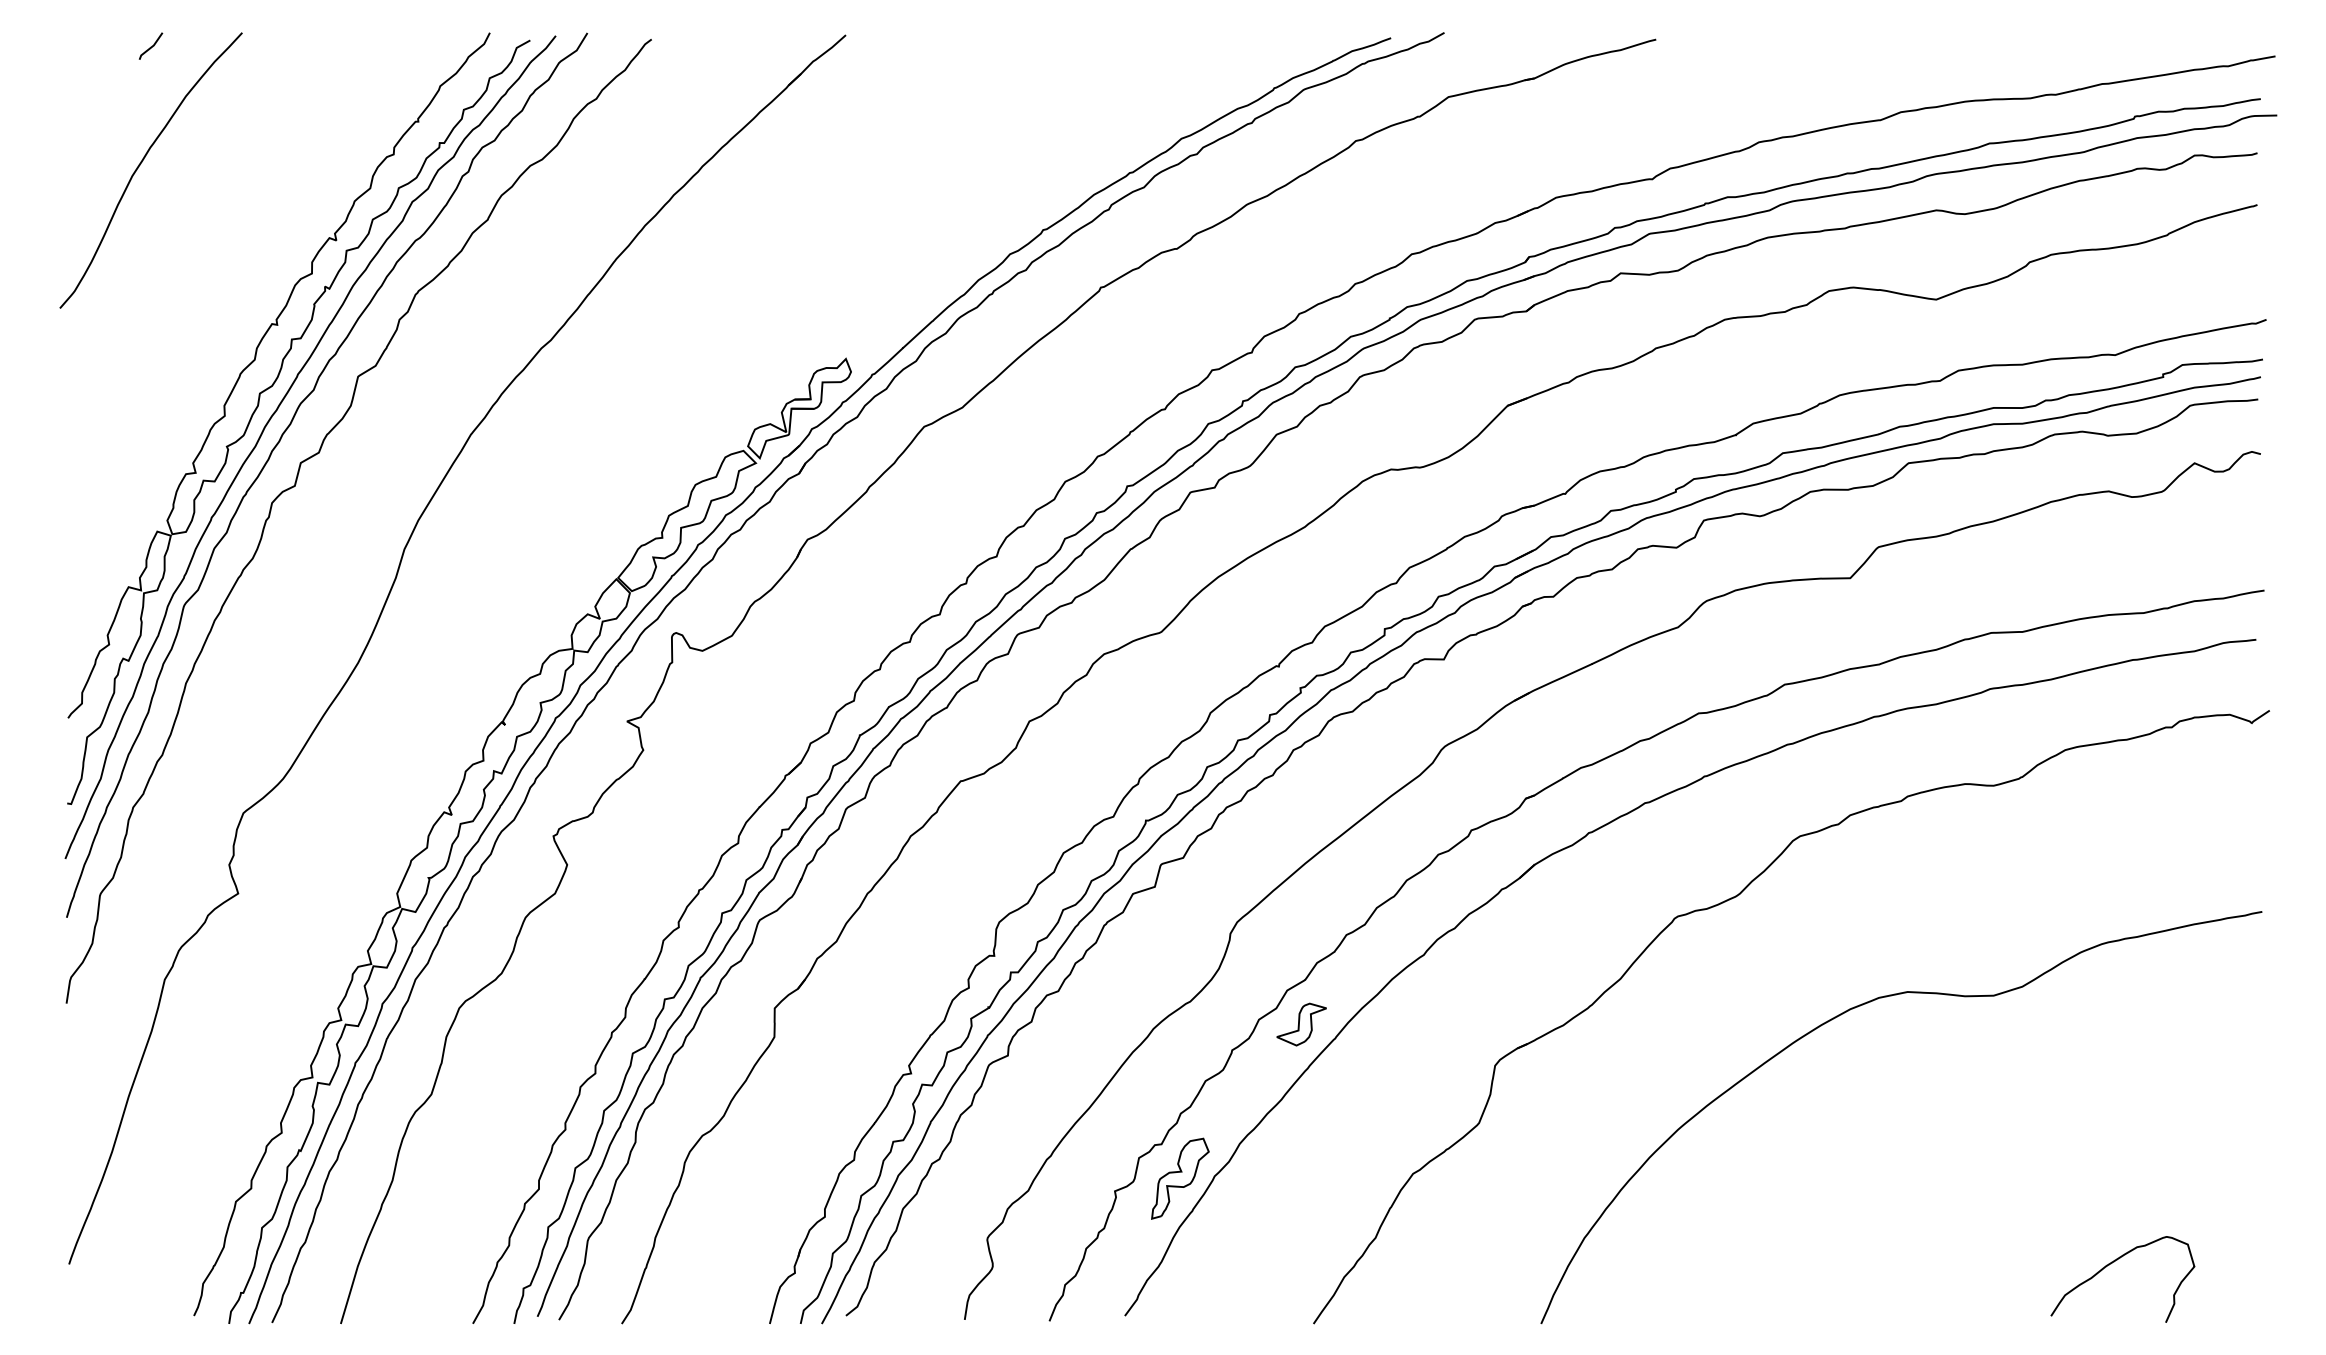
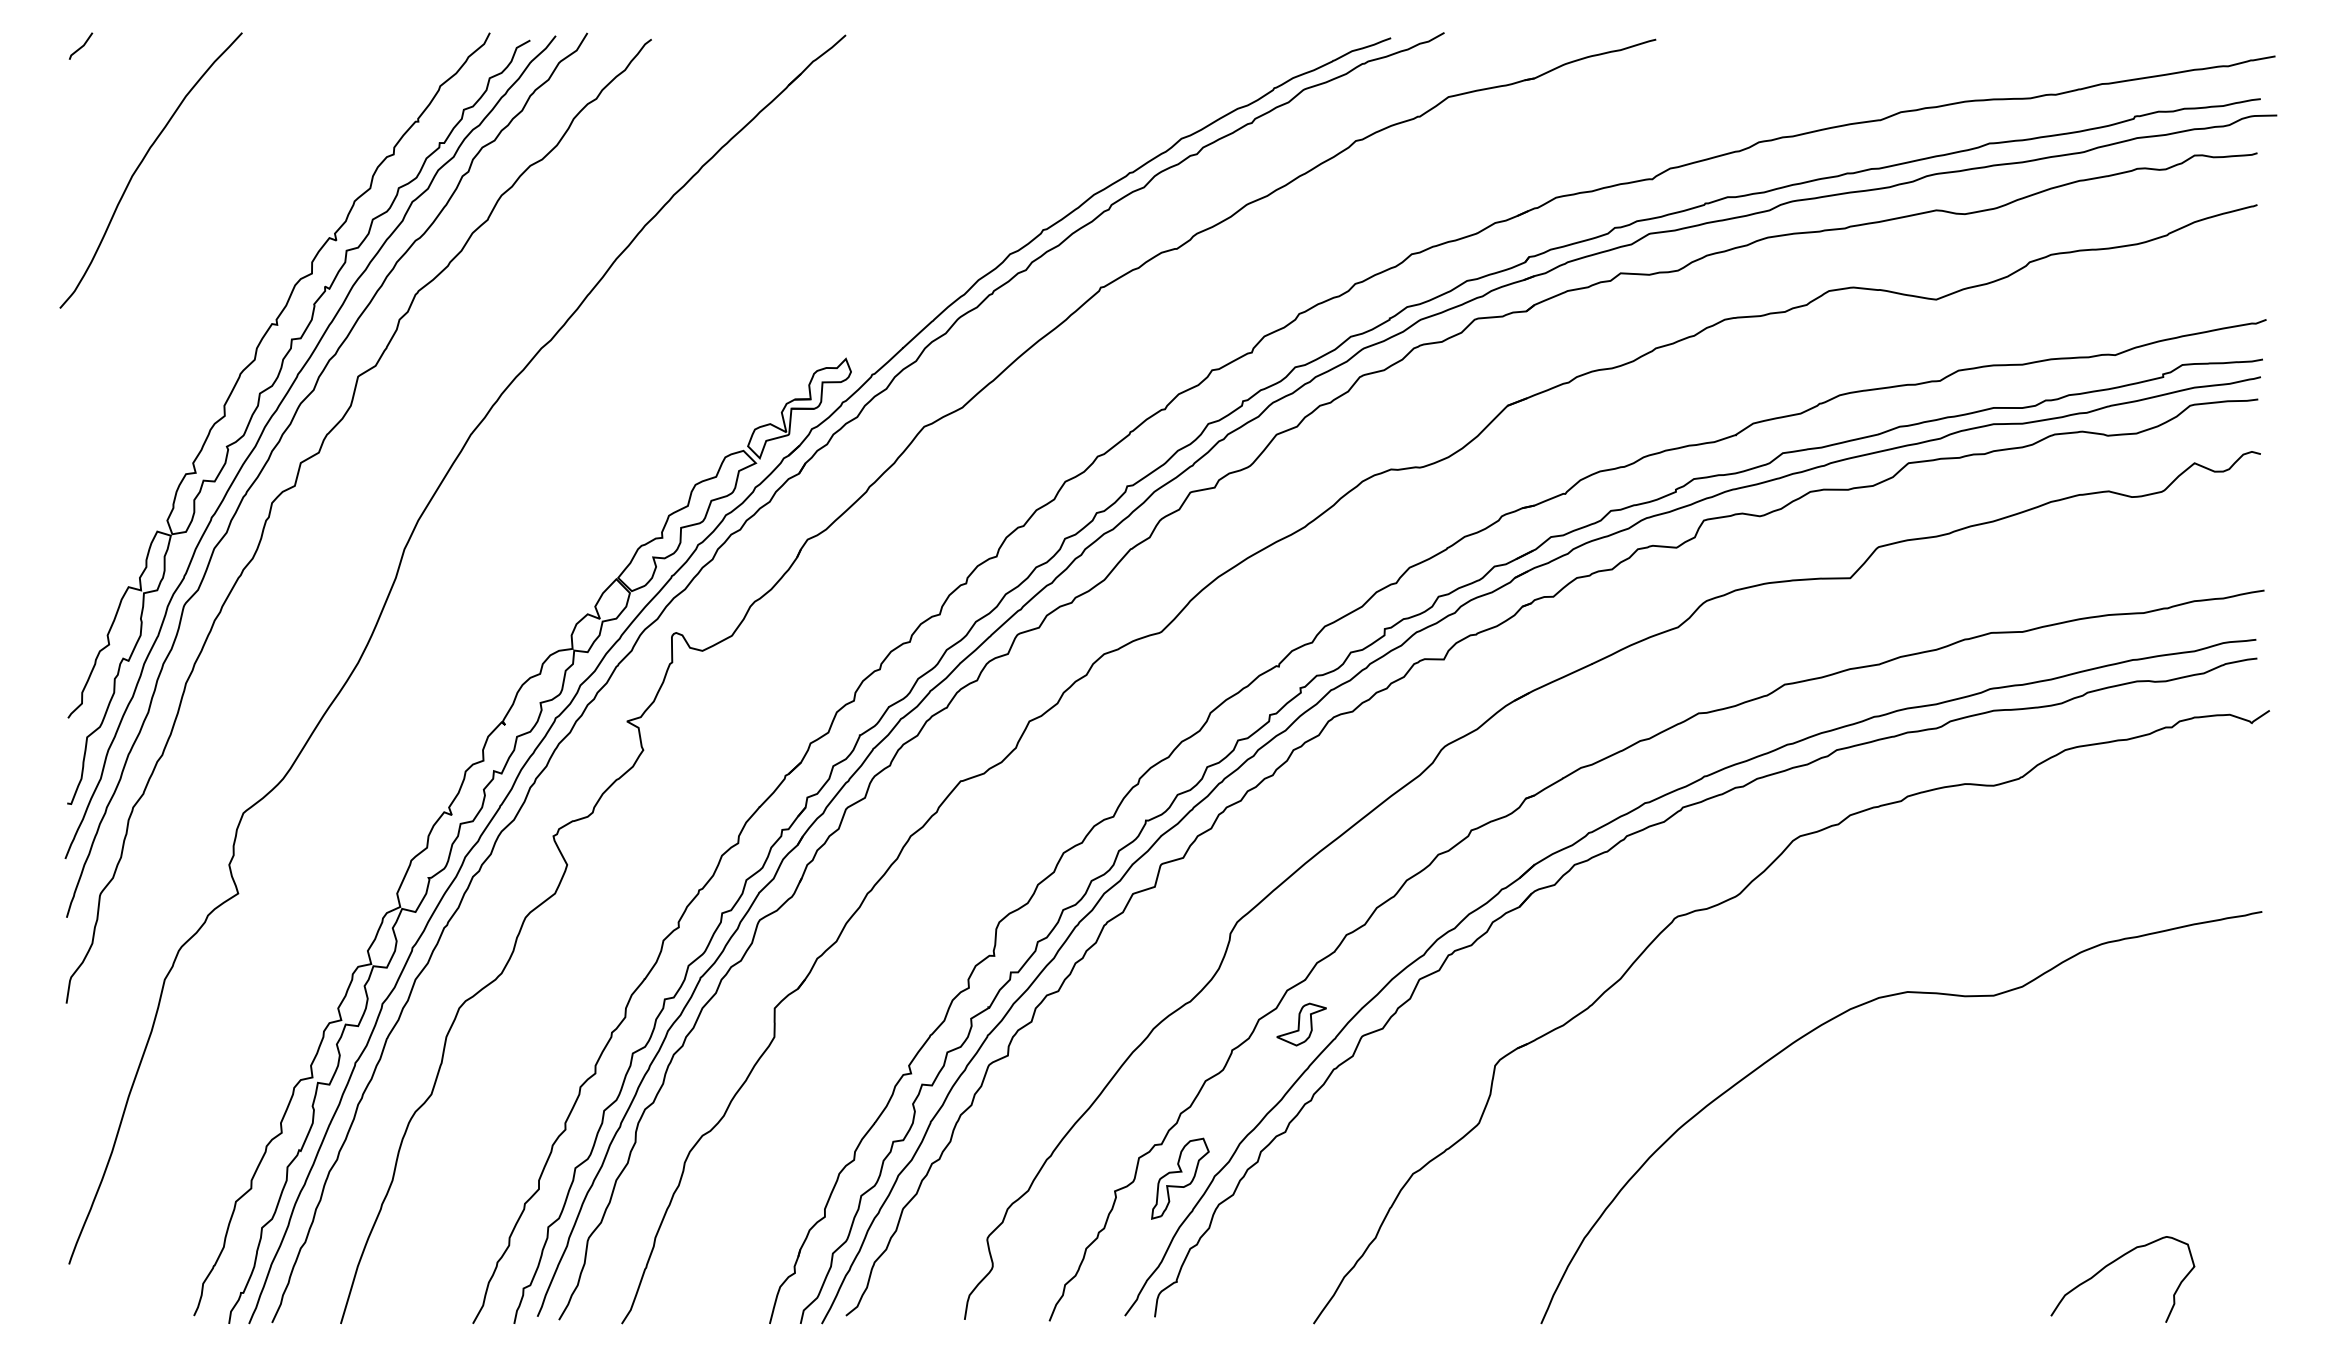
line position: (150, 46) -> (80, 46) (80, 46)
part: none -> present (1609, 851)
